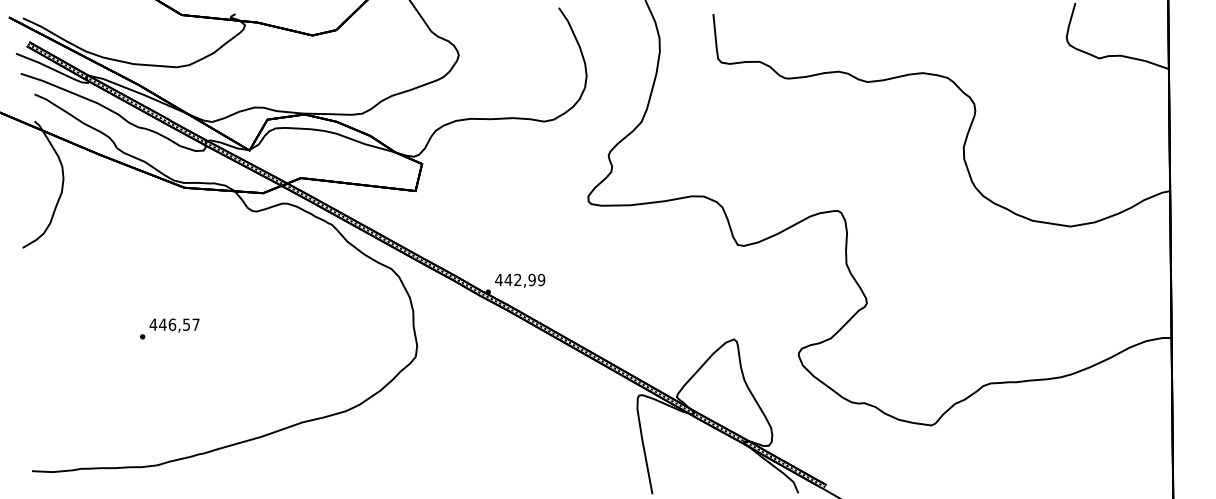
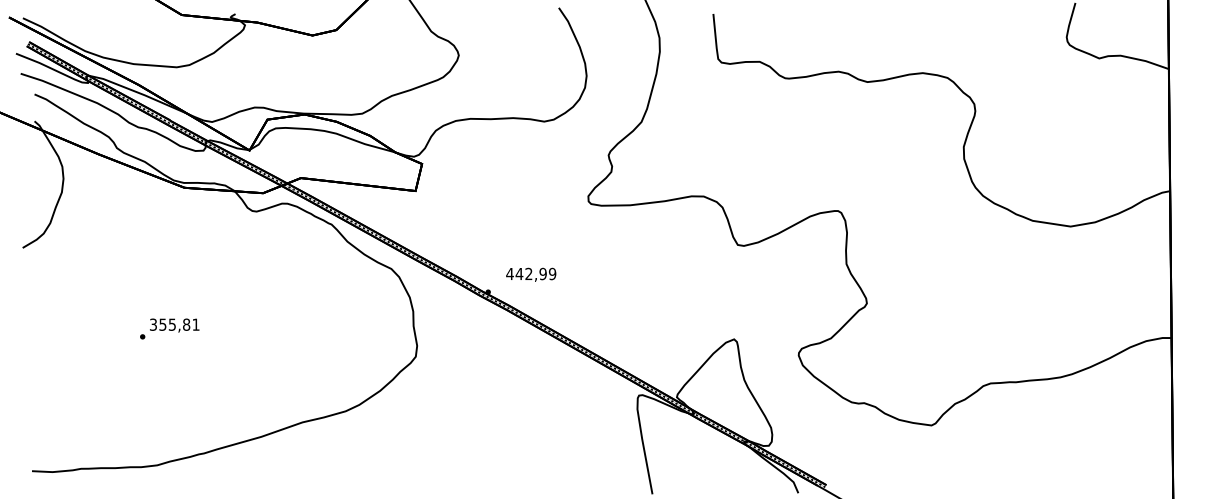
text position: (520, 280) -> (531, 274) (531, 274)
text: 446,57 -> 355,81 (174, 324)
